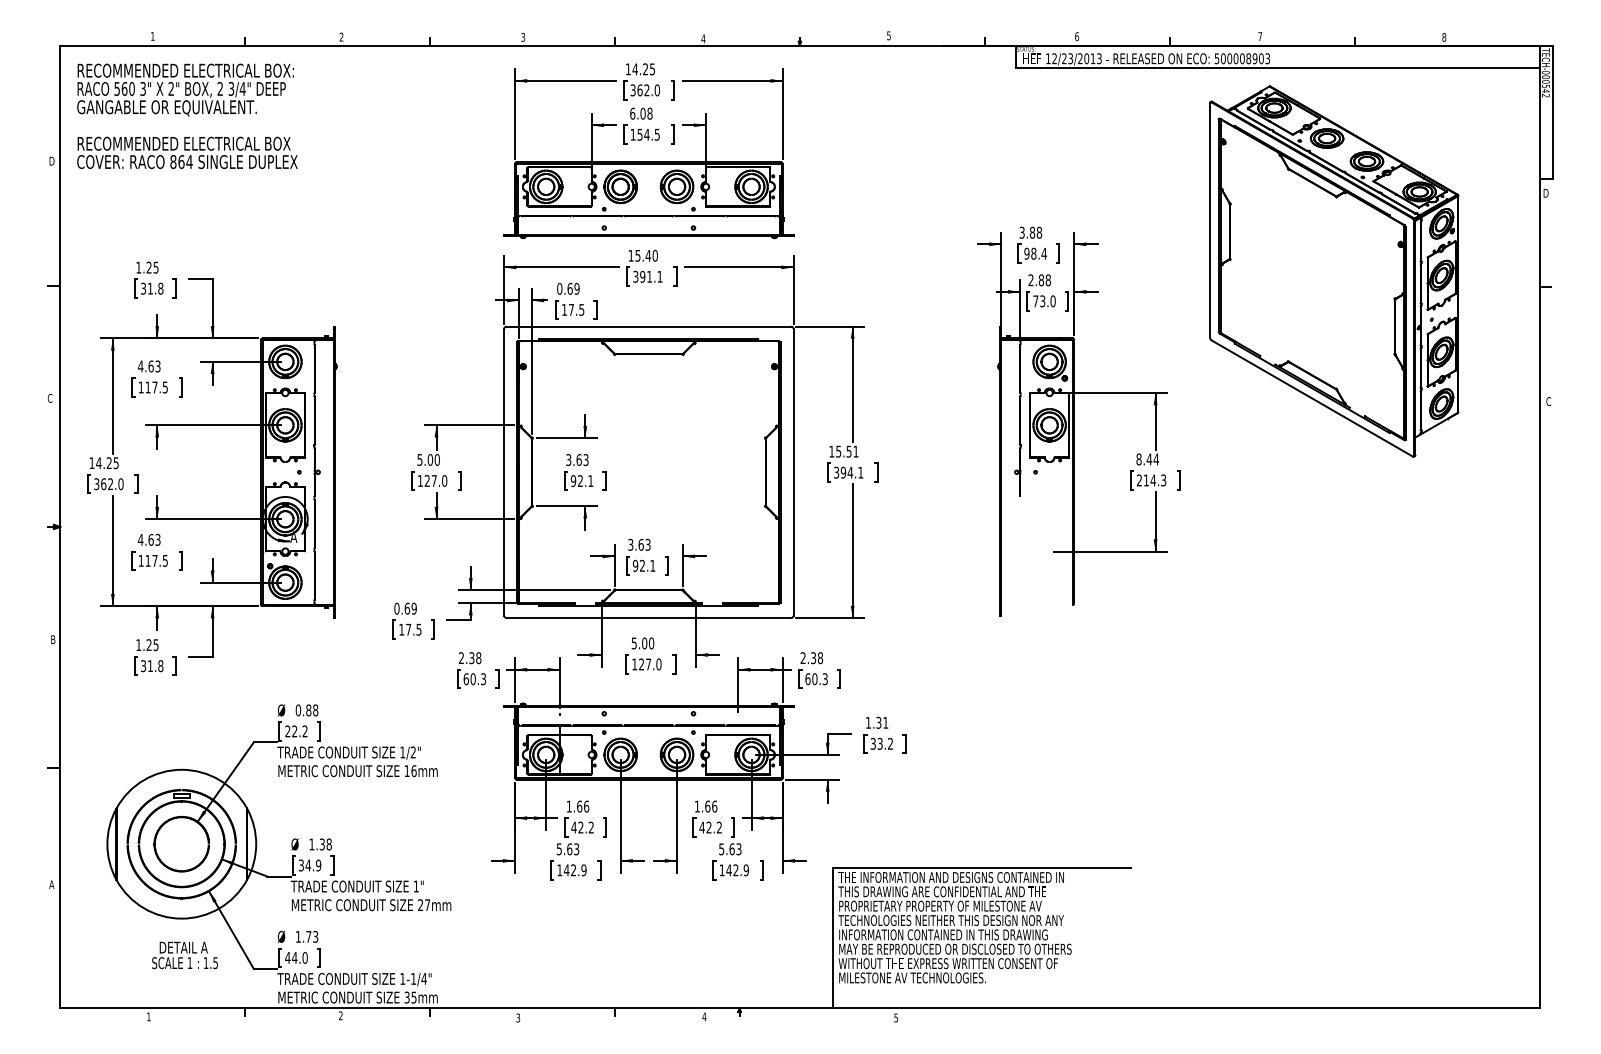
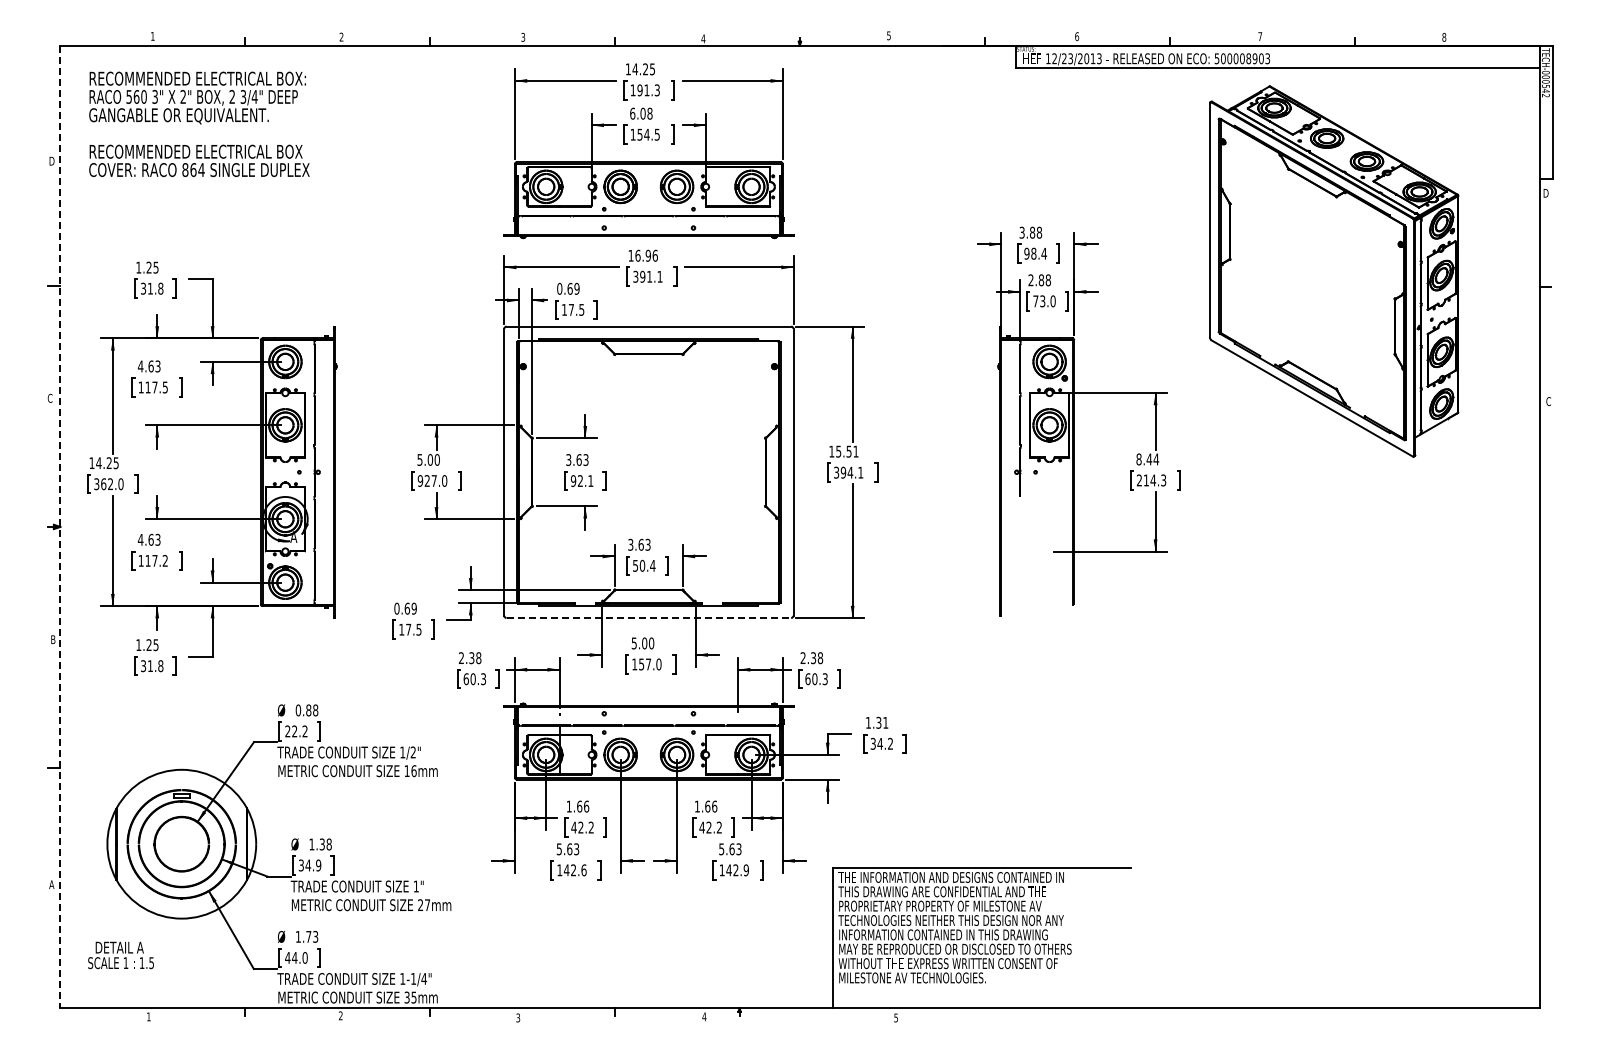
text: 362.0 -> 191.3 (644, 90)
text position: (187, 116) -> (199, 124) (199, 124)
text: 15.40 -> 16.96 (646, 255)
text: 127.0 -> 927.0 (420, 480)
line: solid -> dashed (60, 527)
text: 117.5 -> 117.2 (164, 560)
text: 92.1 -> 50.4 (643, 565)
line: solid -> dashed (649, 618)
text: 127.0 -> 157.0 (641, 664)
text: 33.2 -> 34.2 (879, 743)
text: 142.9 -> 142.6 (583, 870)
text position: (184, 955) -> (120, 955) (120, 955)
